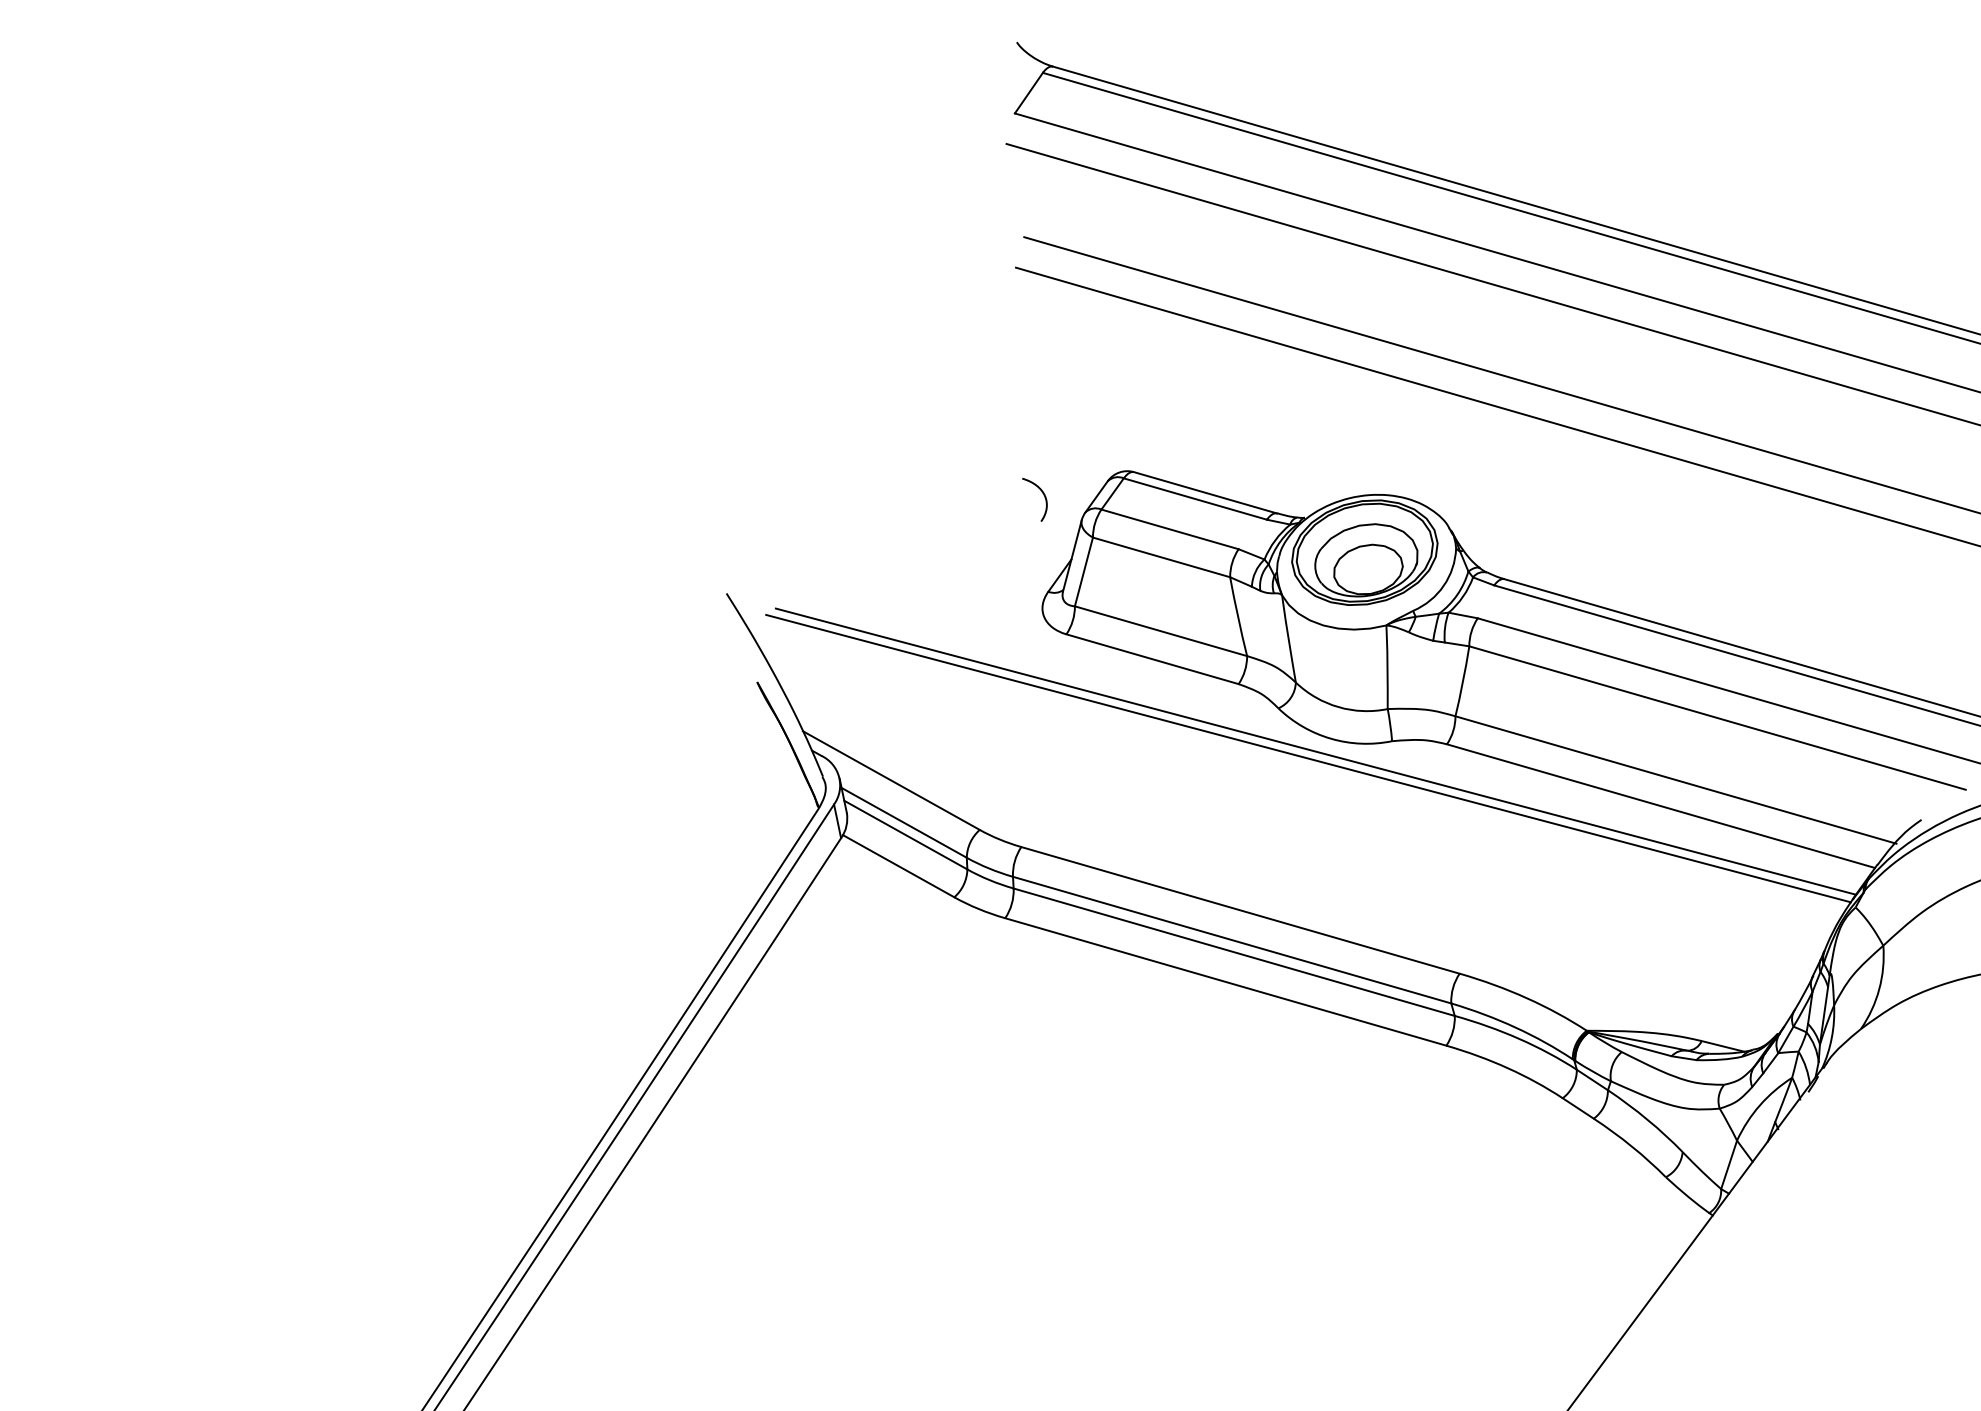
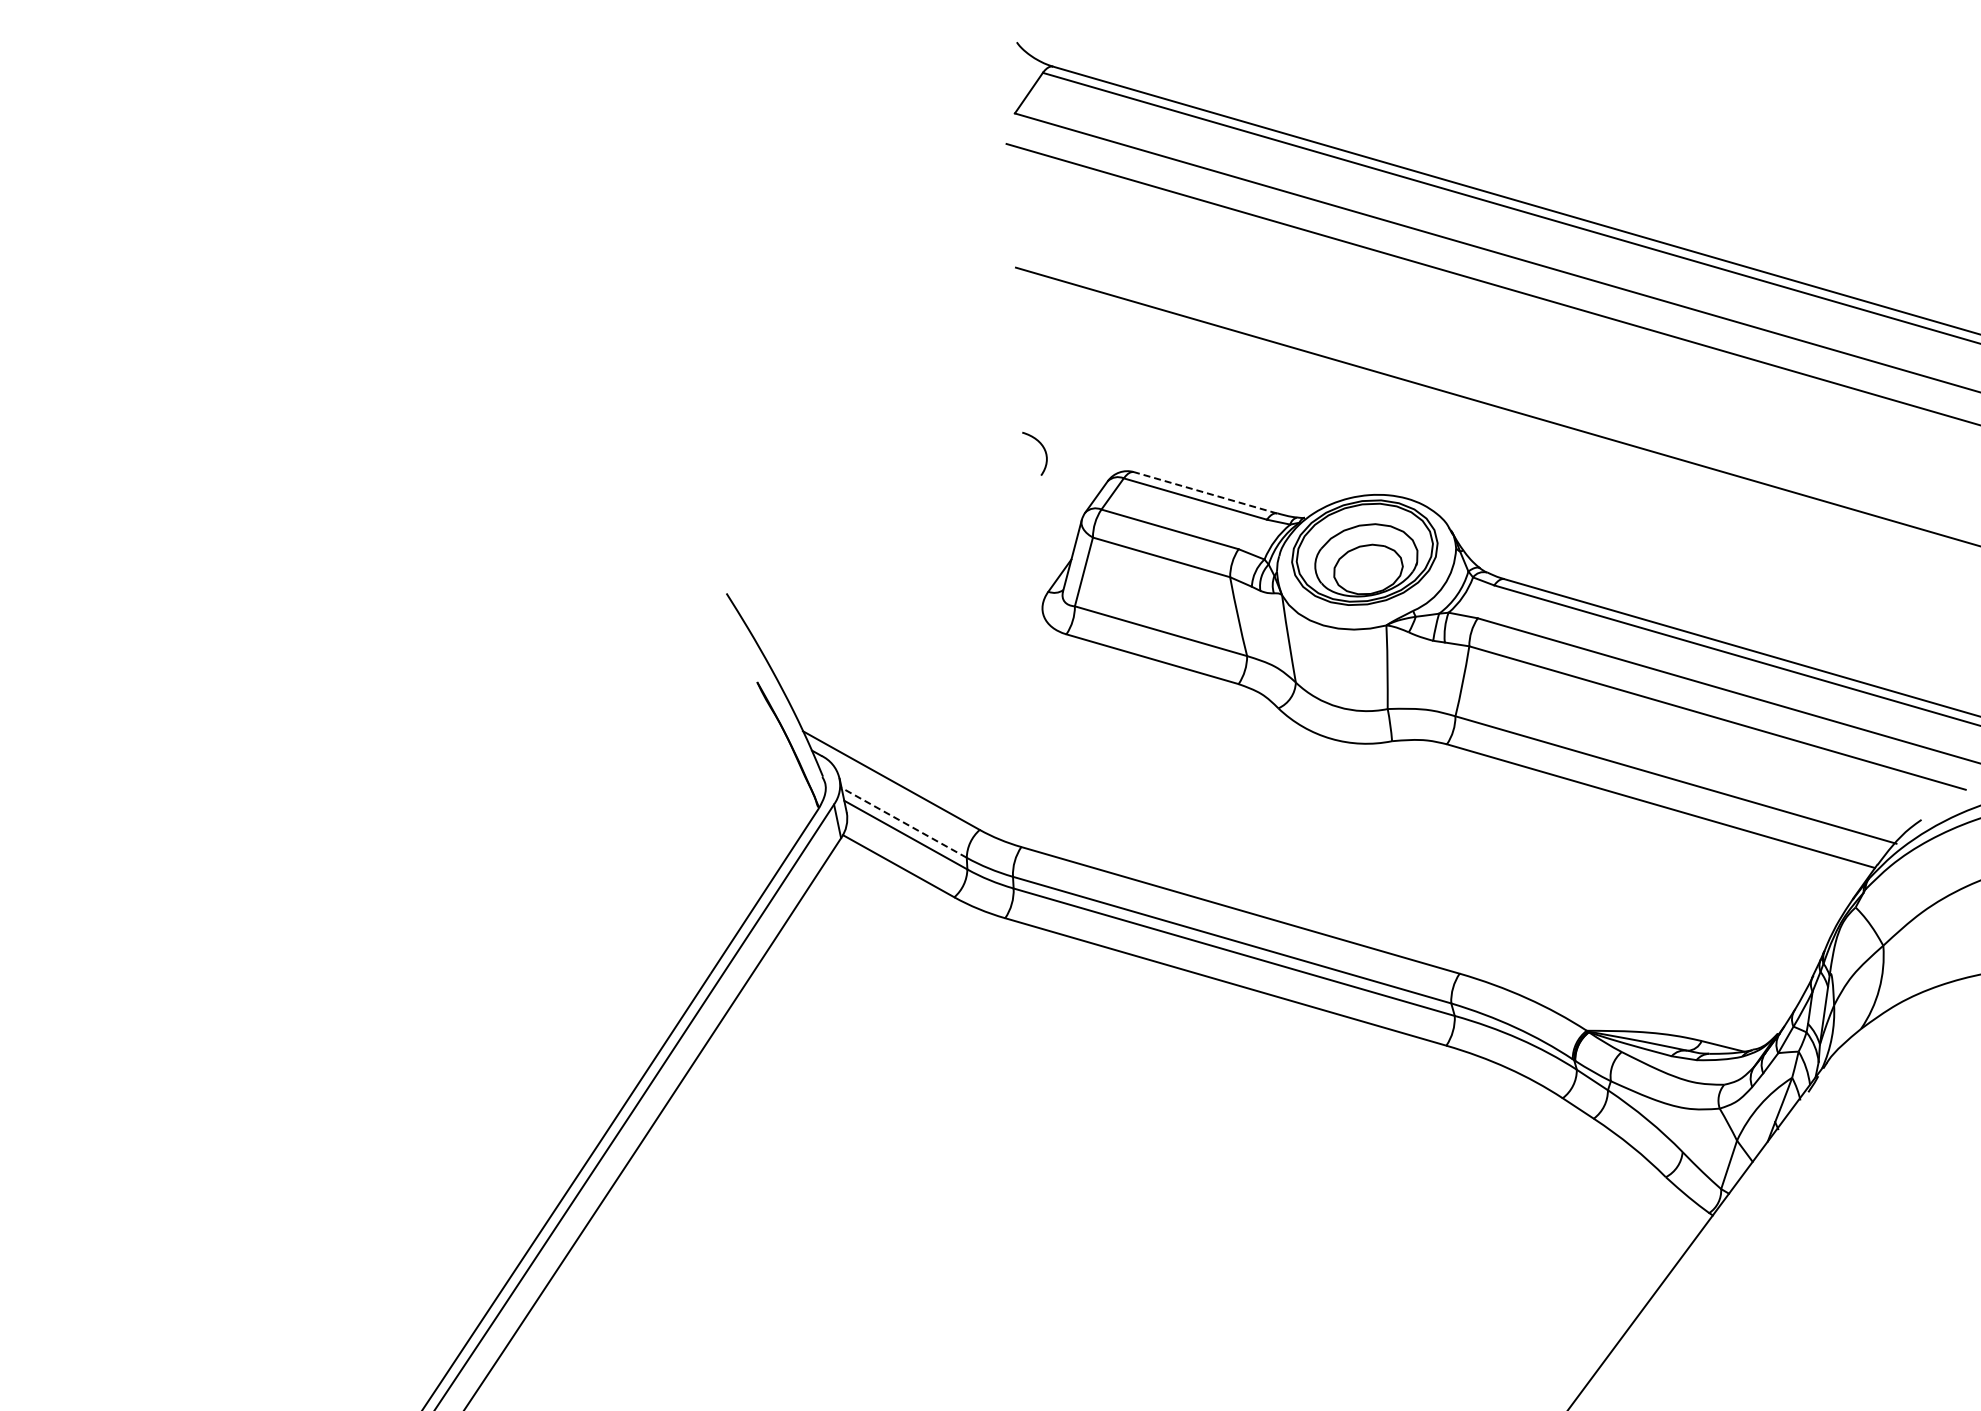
line: present -> none (1500, 374)
line: solid -> dashed (1205, 492)
curve position: (1043, 495) -> (1043, 449) (1043, 449)
line: present -> none (1315, 751)
line: present -> none (1308, 758)
line: solid -> dashed (904, 822)
